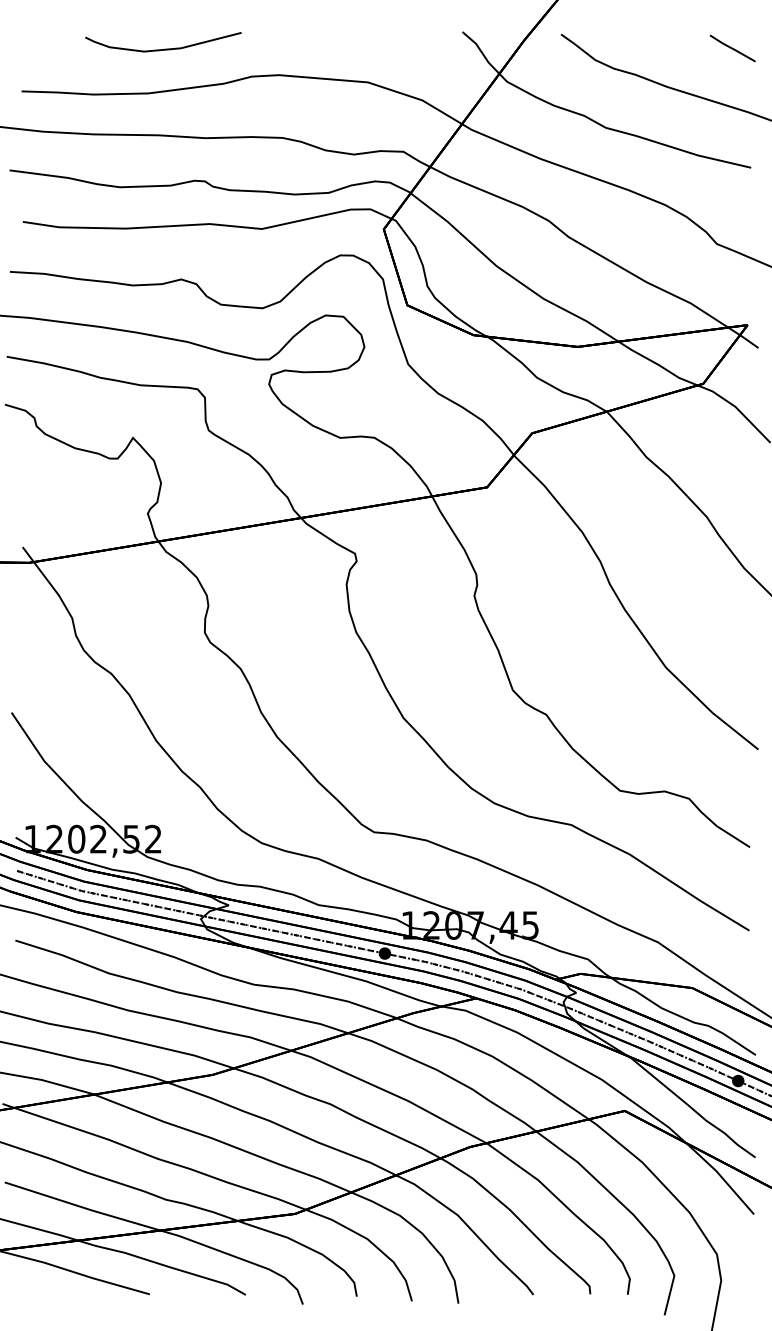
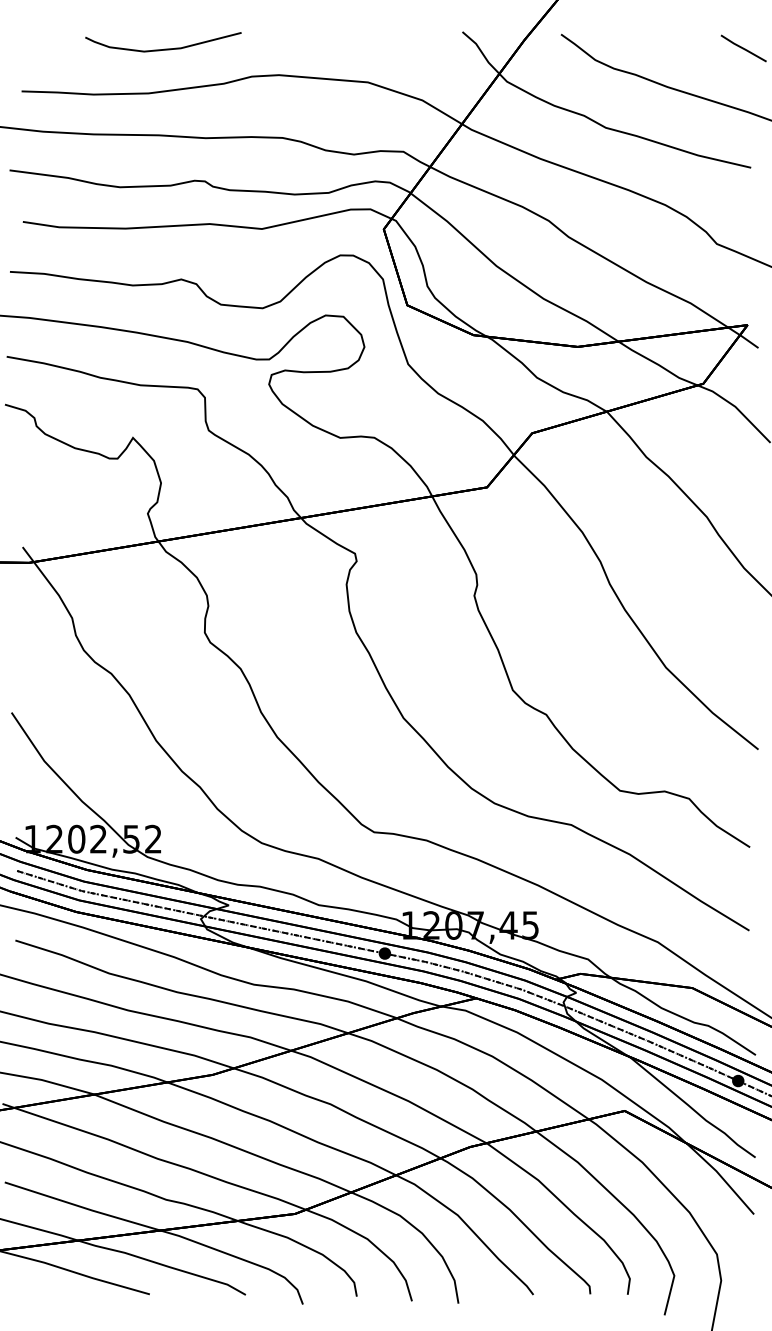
line position: (732, 48) -> (743, 48) (743, 48)
